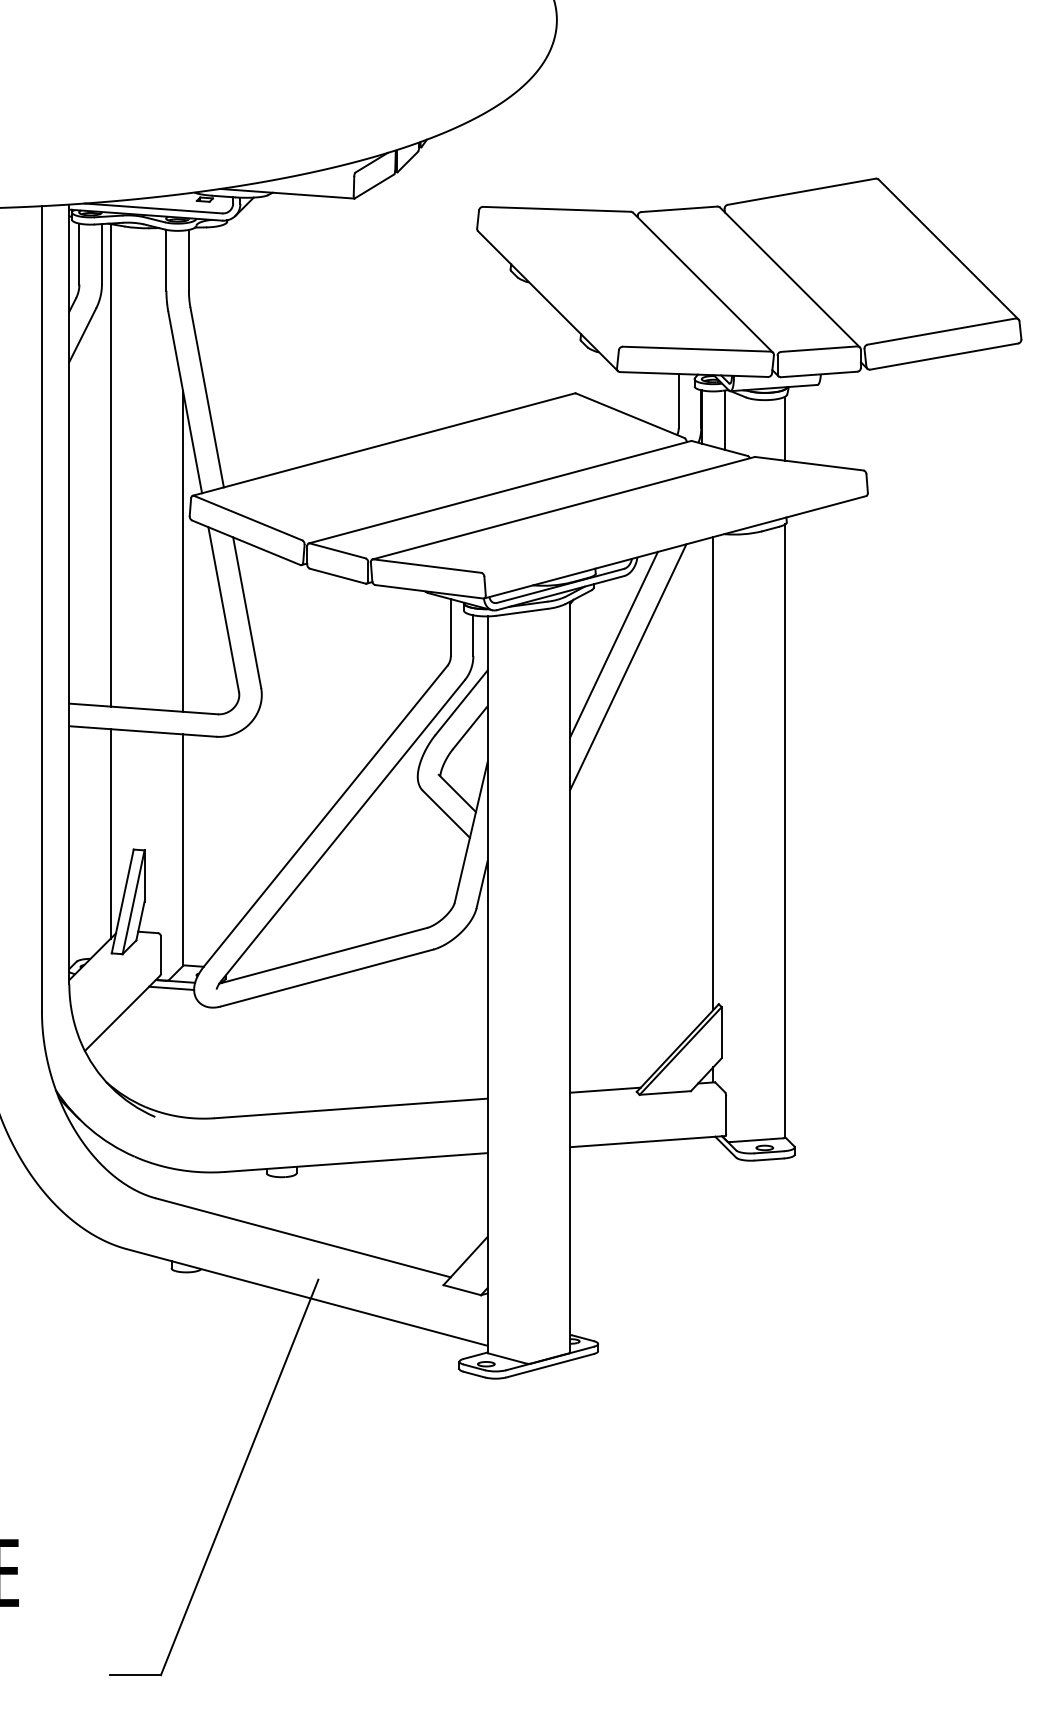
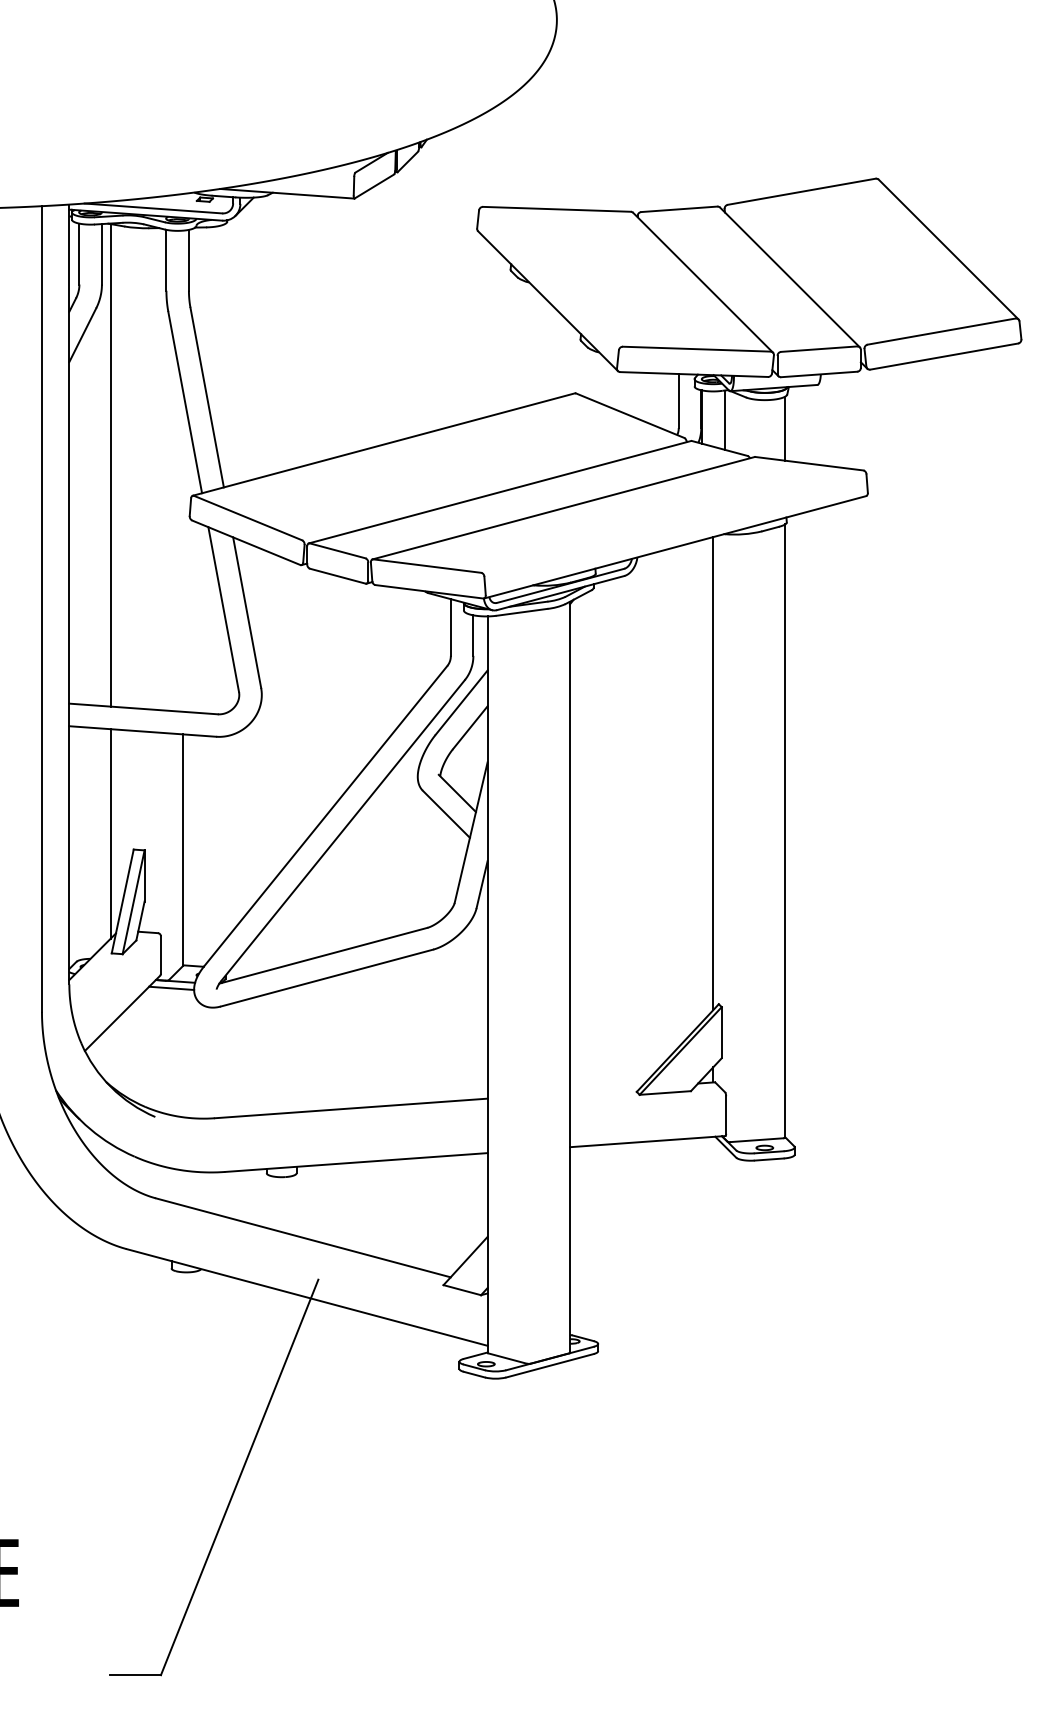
line: present -> none (183, 550)
line: present -> none (613, 644)
line: present -> none (628, 667)
line: present -> none (605, 1089)
